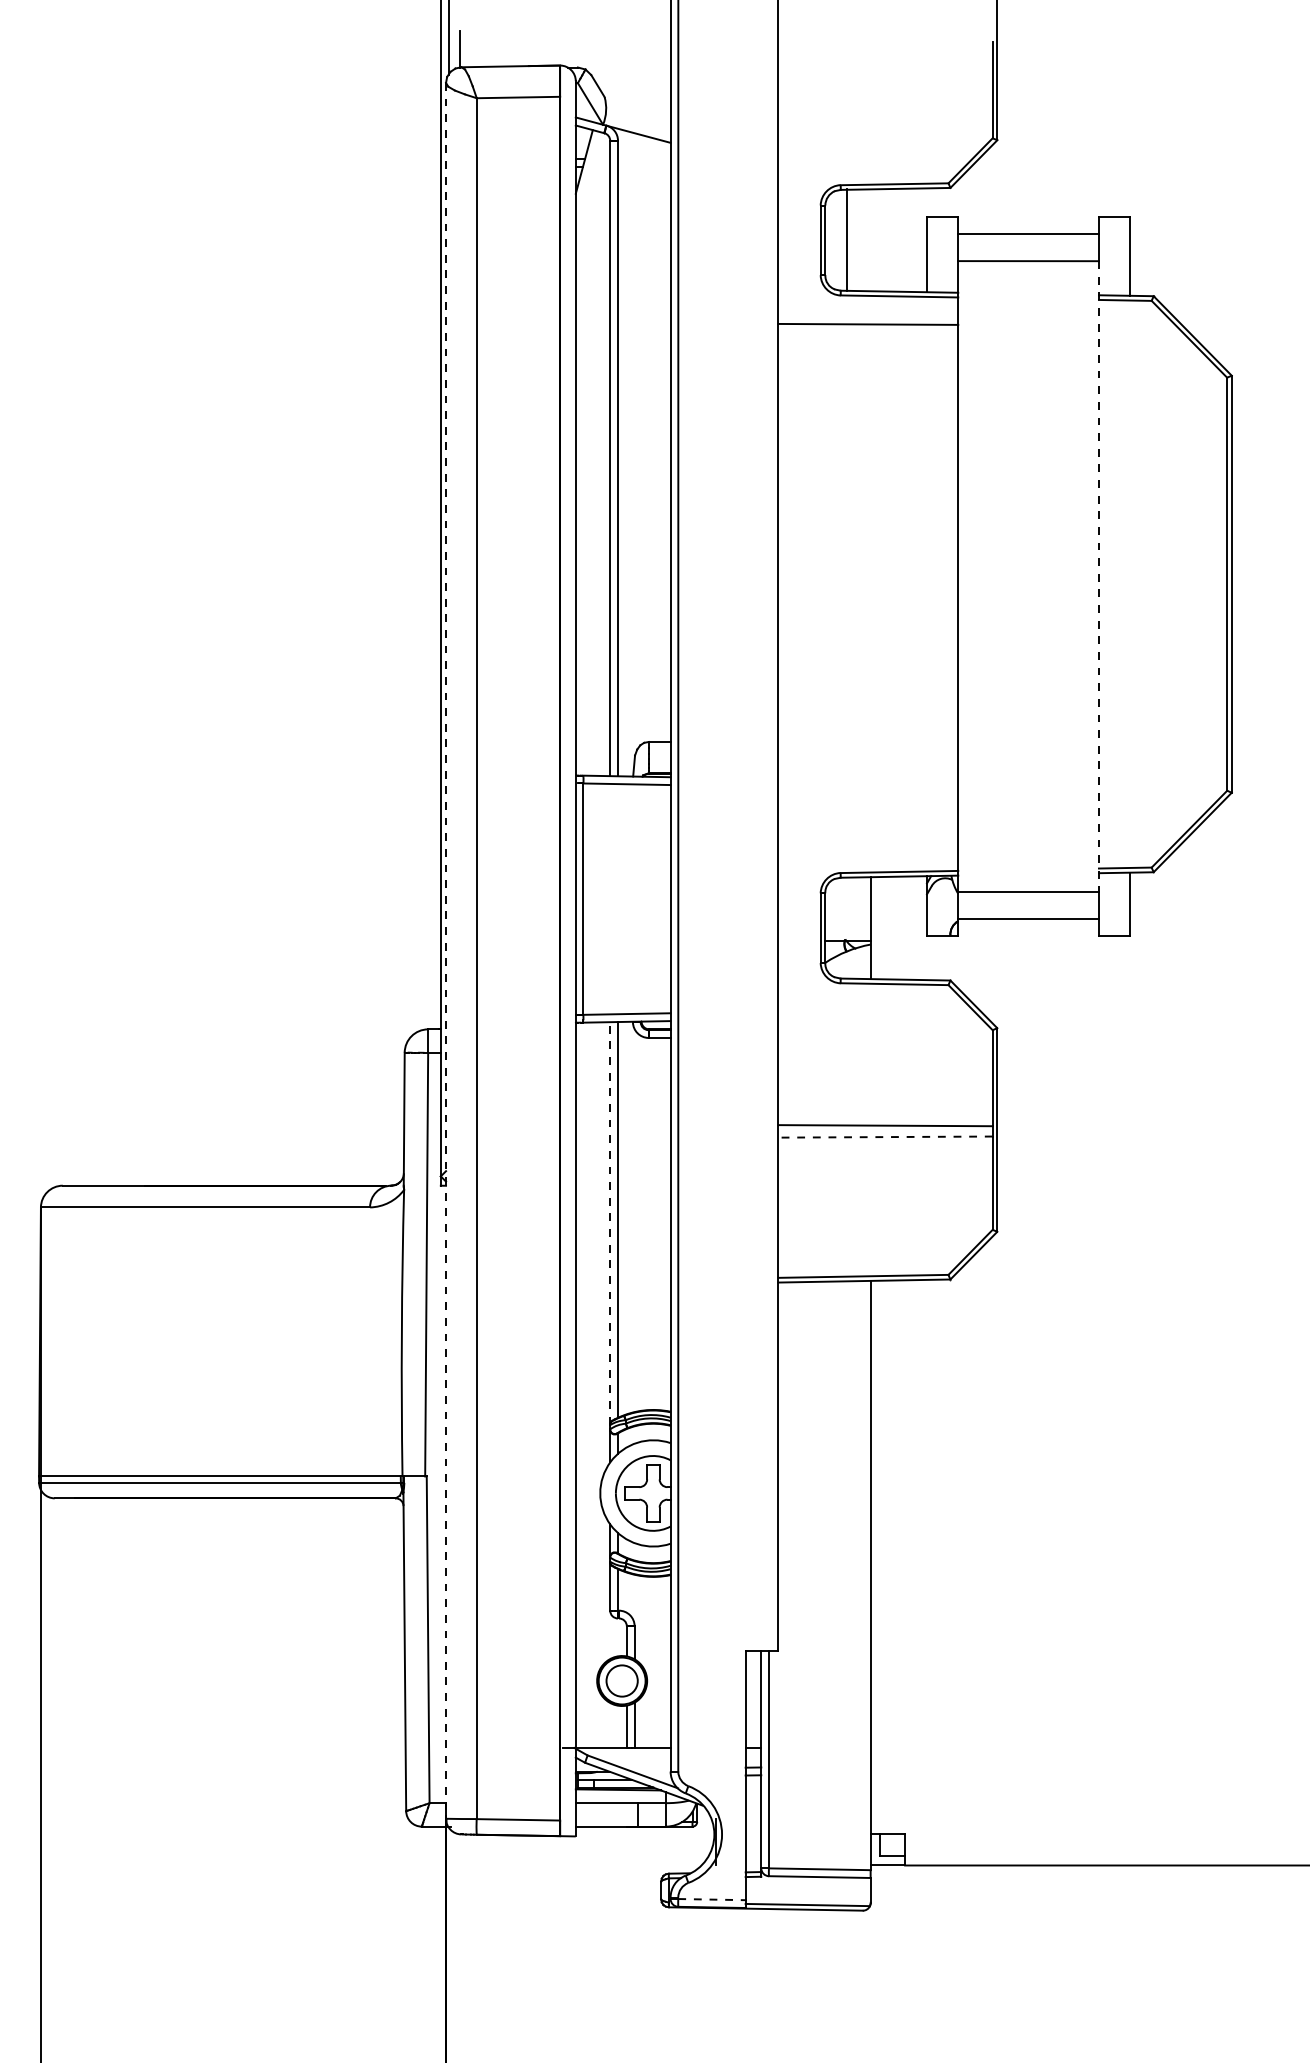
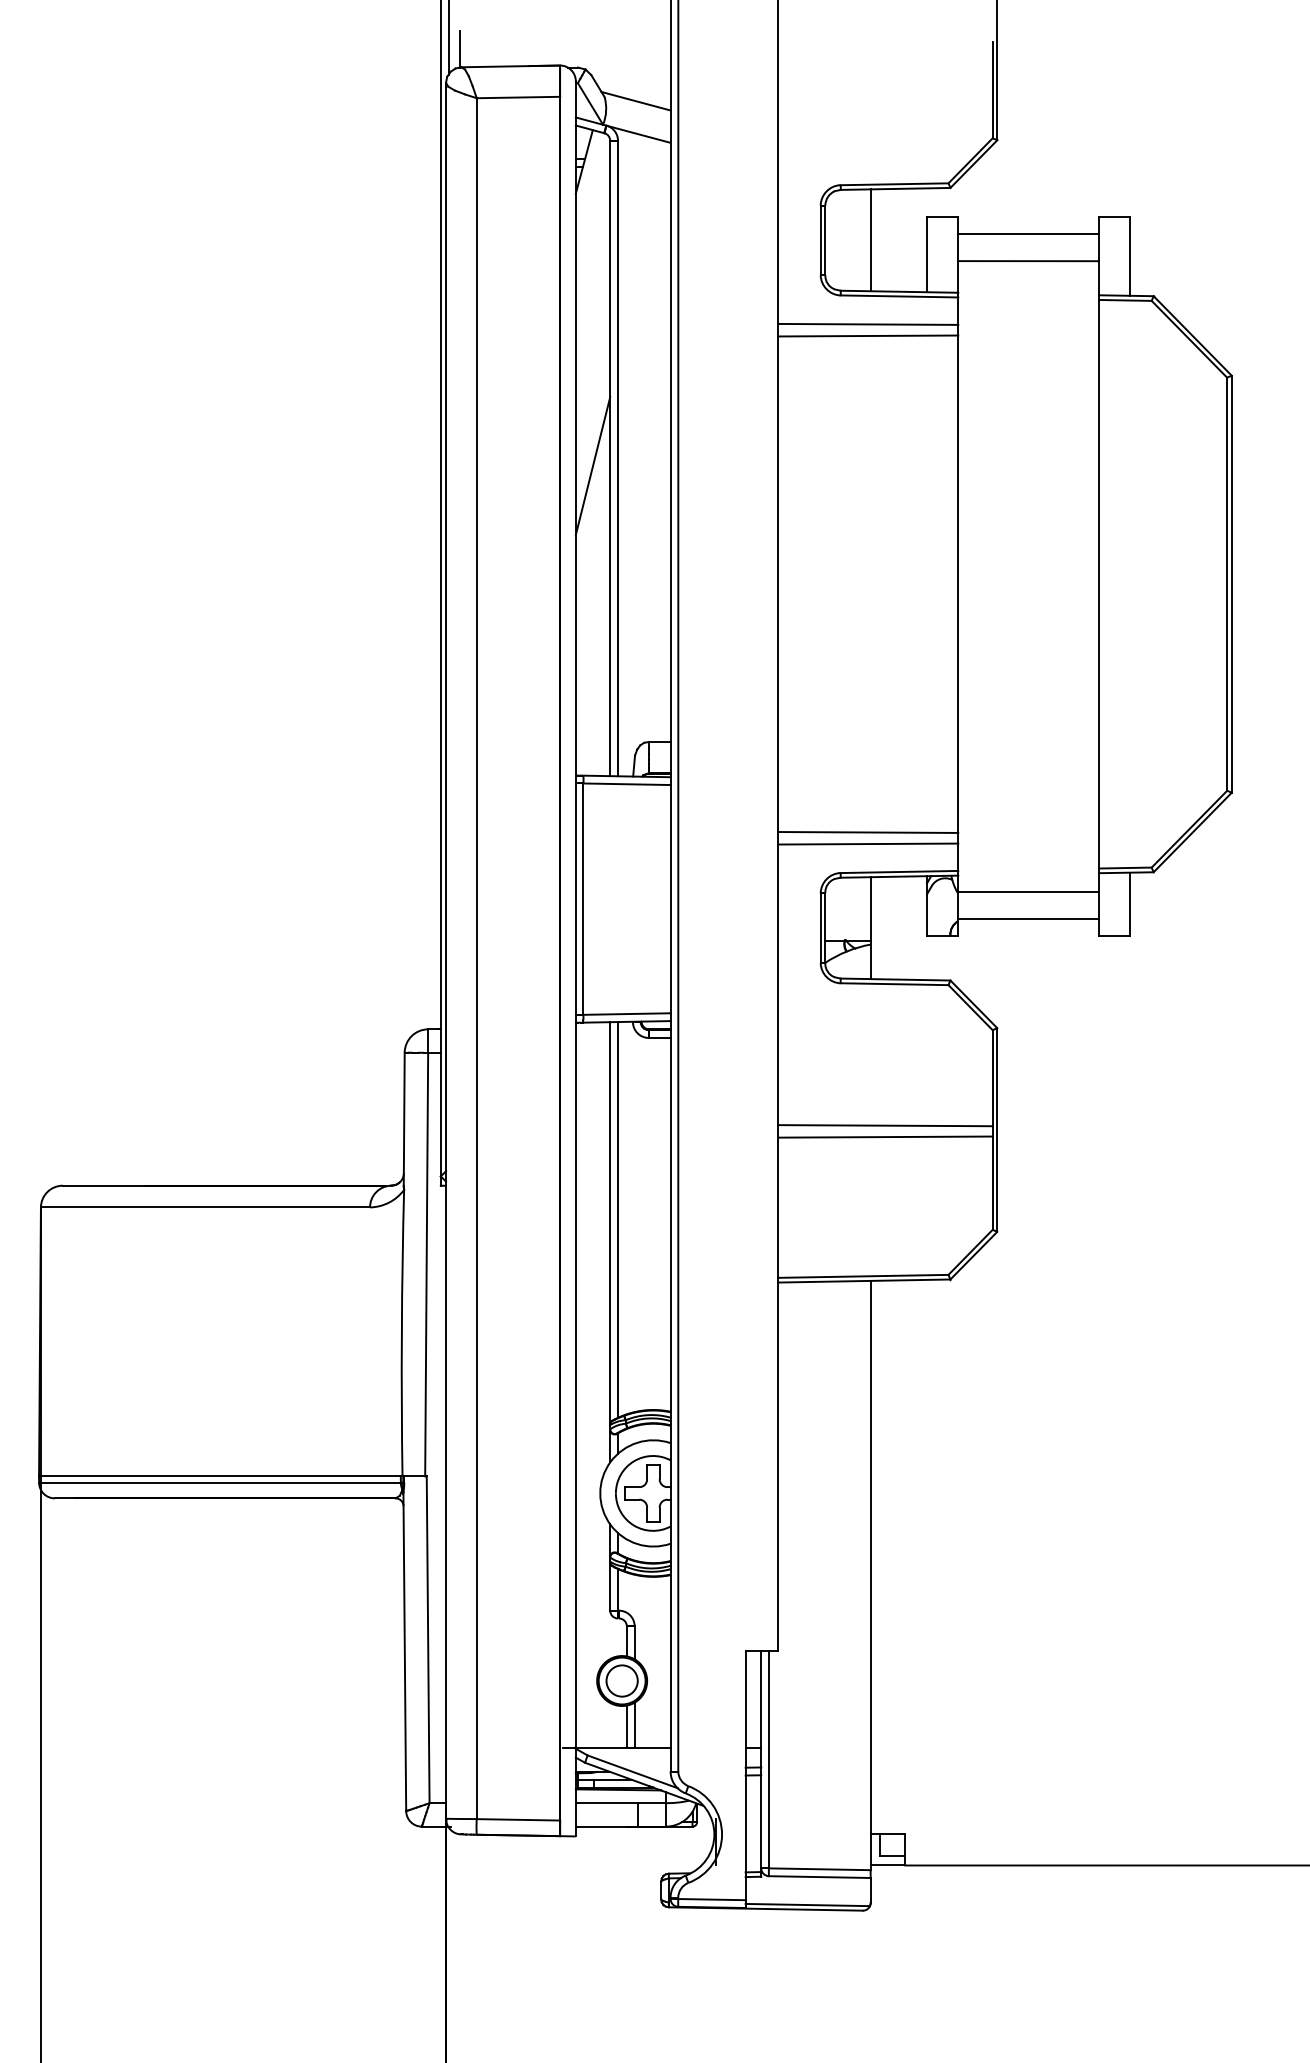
line: none -> present (635, 100)
line position: (846, 240) -> (870, 240) (870, 240)
line: none -> present (868, 335)
line: none -> present (592, 466)
line: dashed -> solid (1098, 576)
line: none -> present (868, 832)
line: none -> present (868, 843)
line: dashed -> solid (446, 950)
line: dashed -> solid (885, 1137)
line: dashed -> solid (610, 1222)
line: dashed -> solid (711, 1899)
